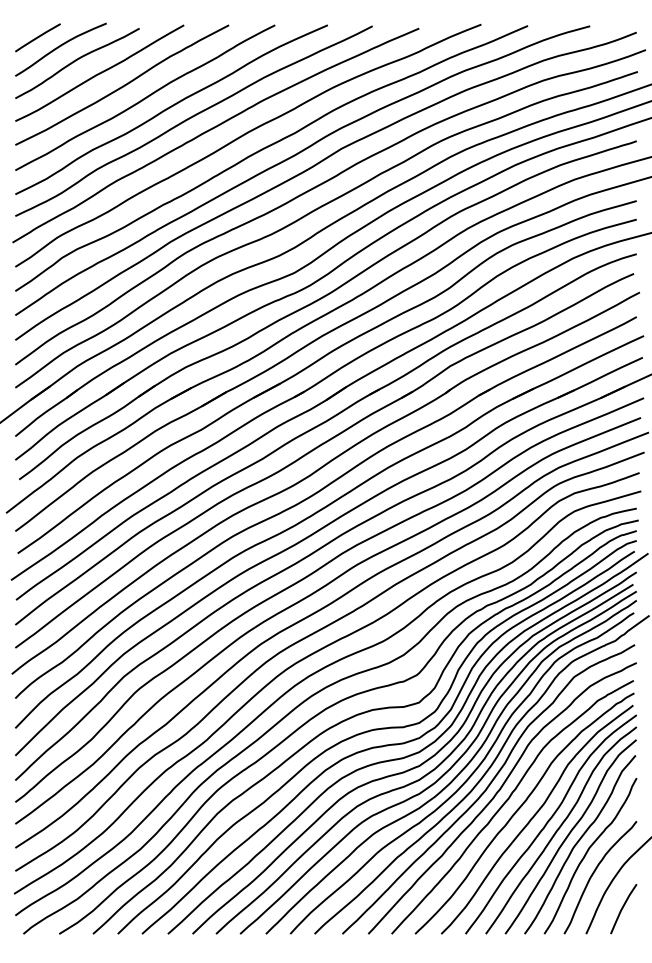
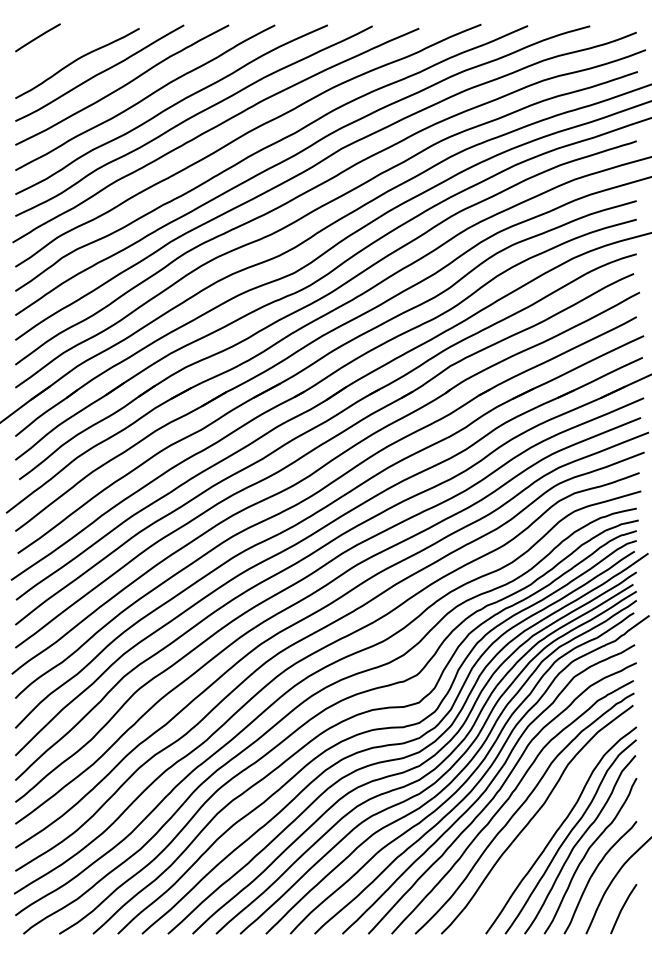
curve: present -> none (59, 47)
curve: present -> none (548, 822)
